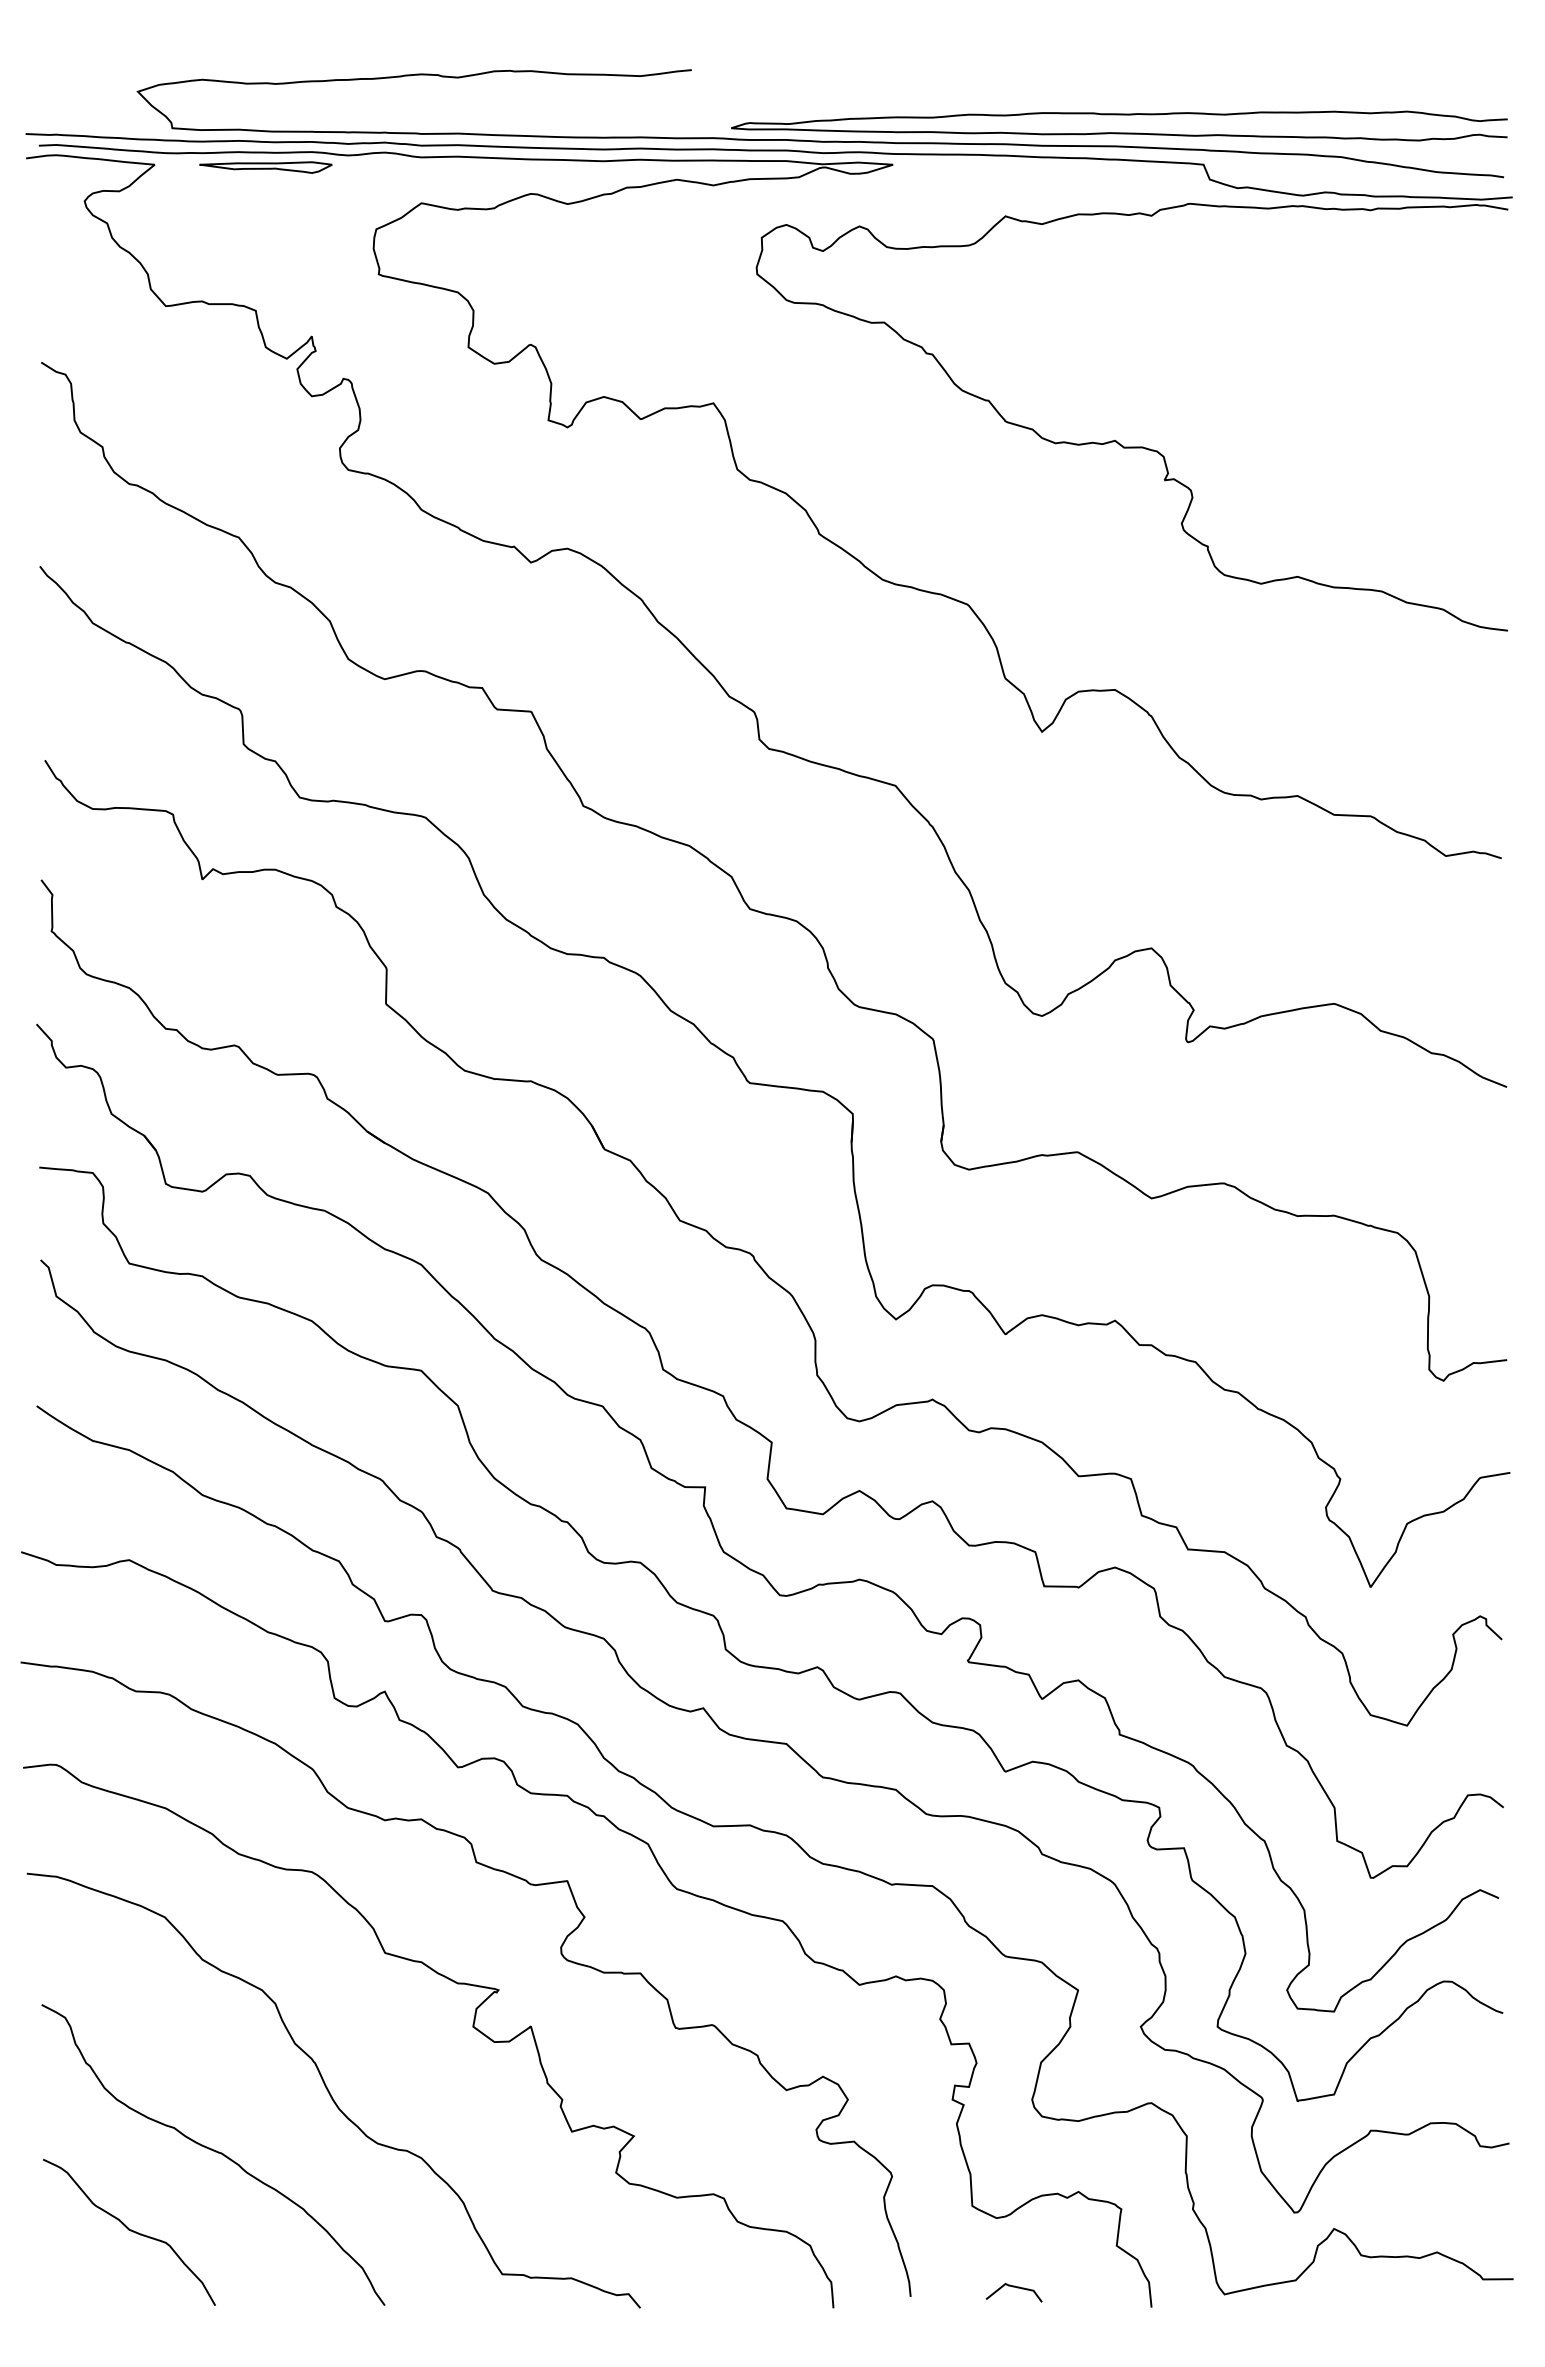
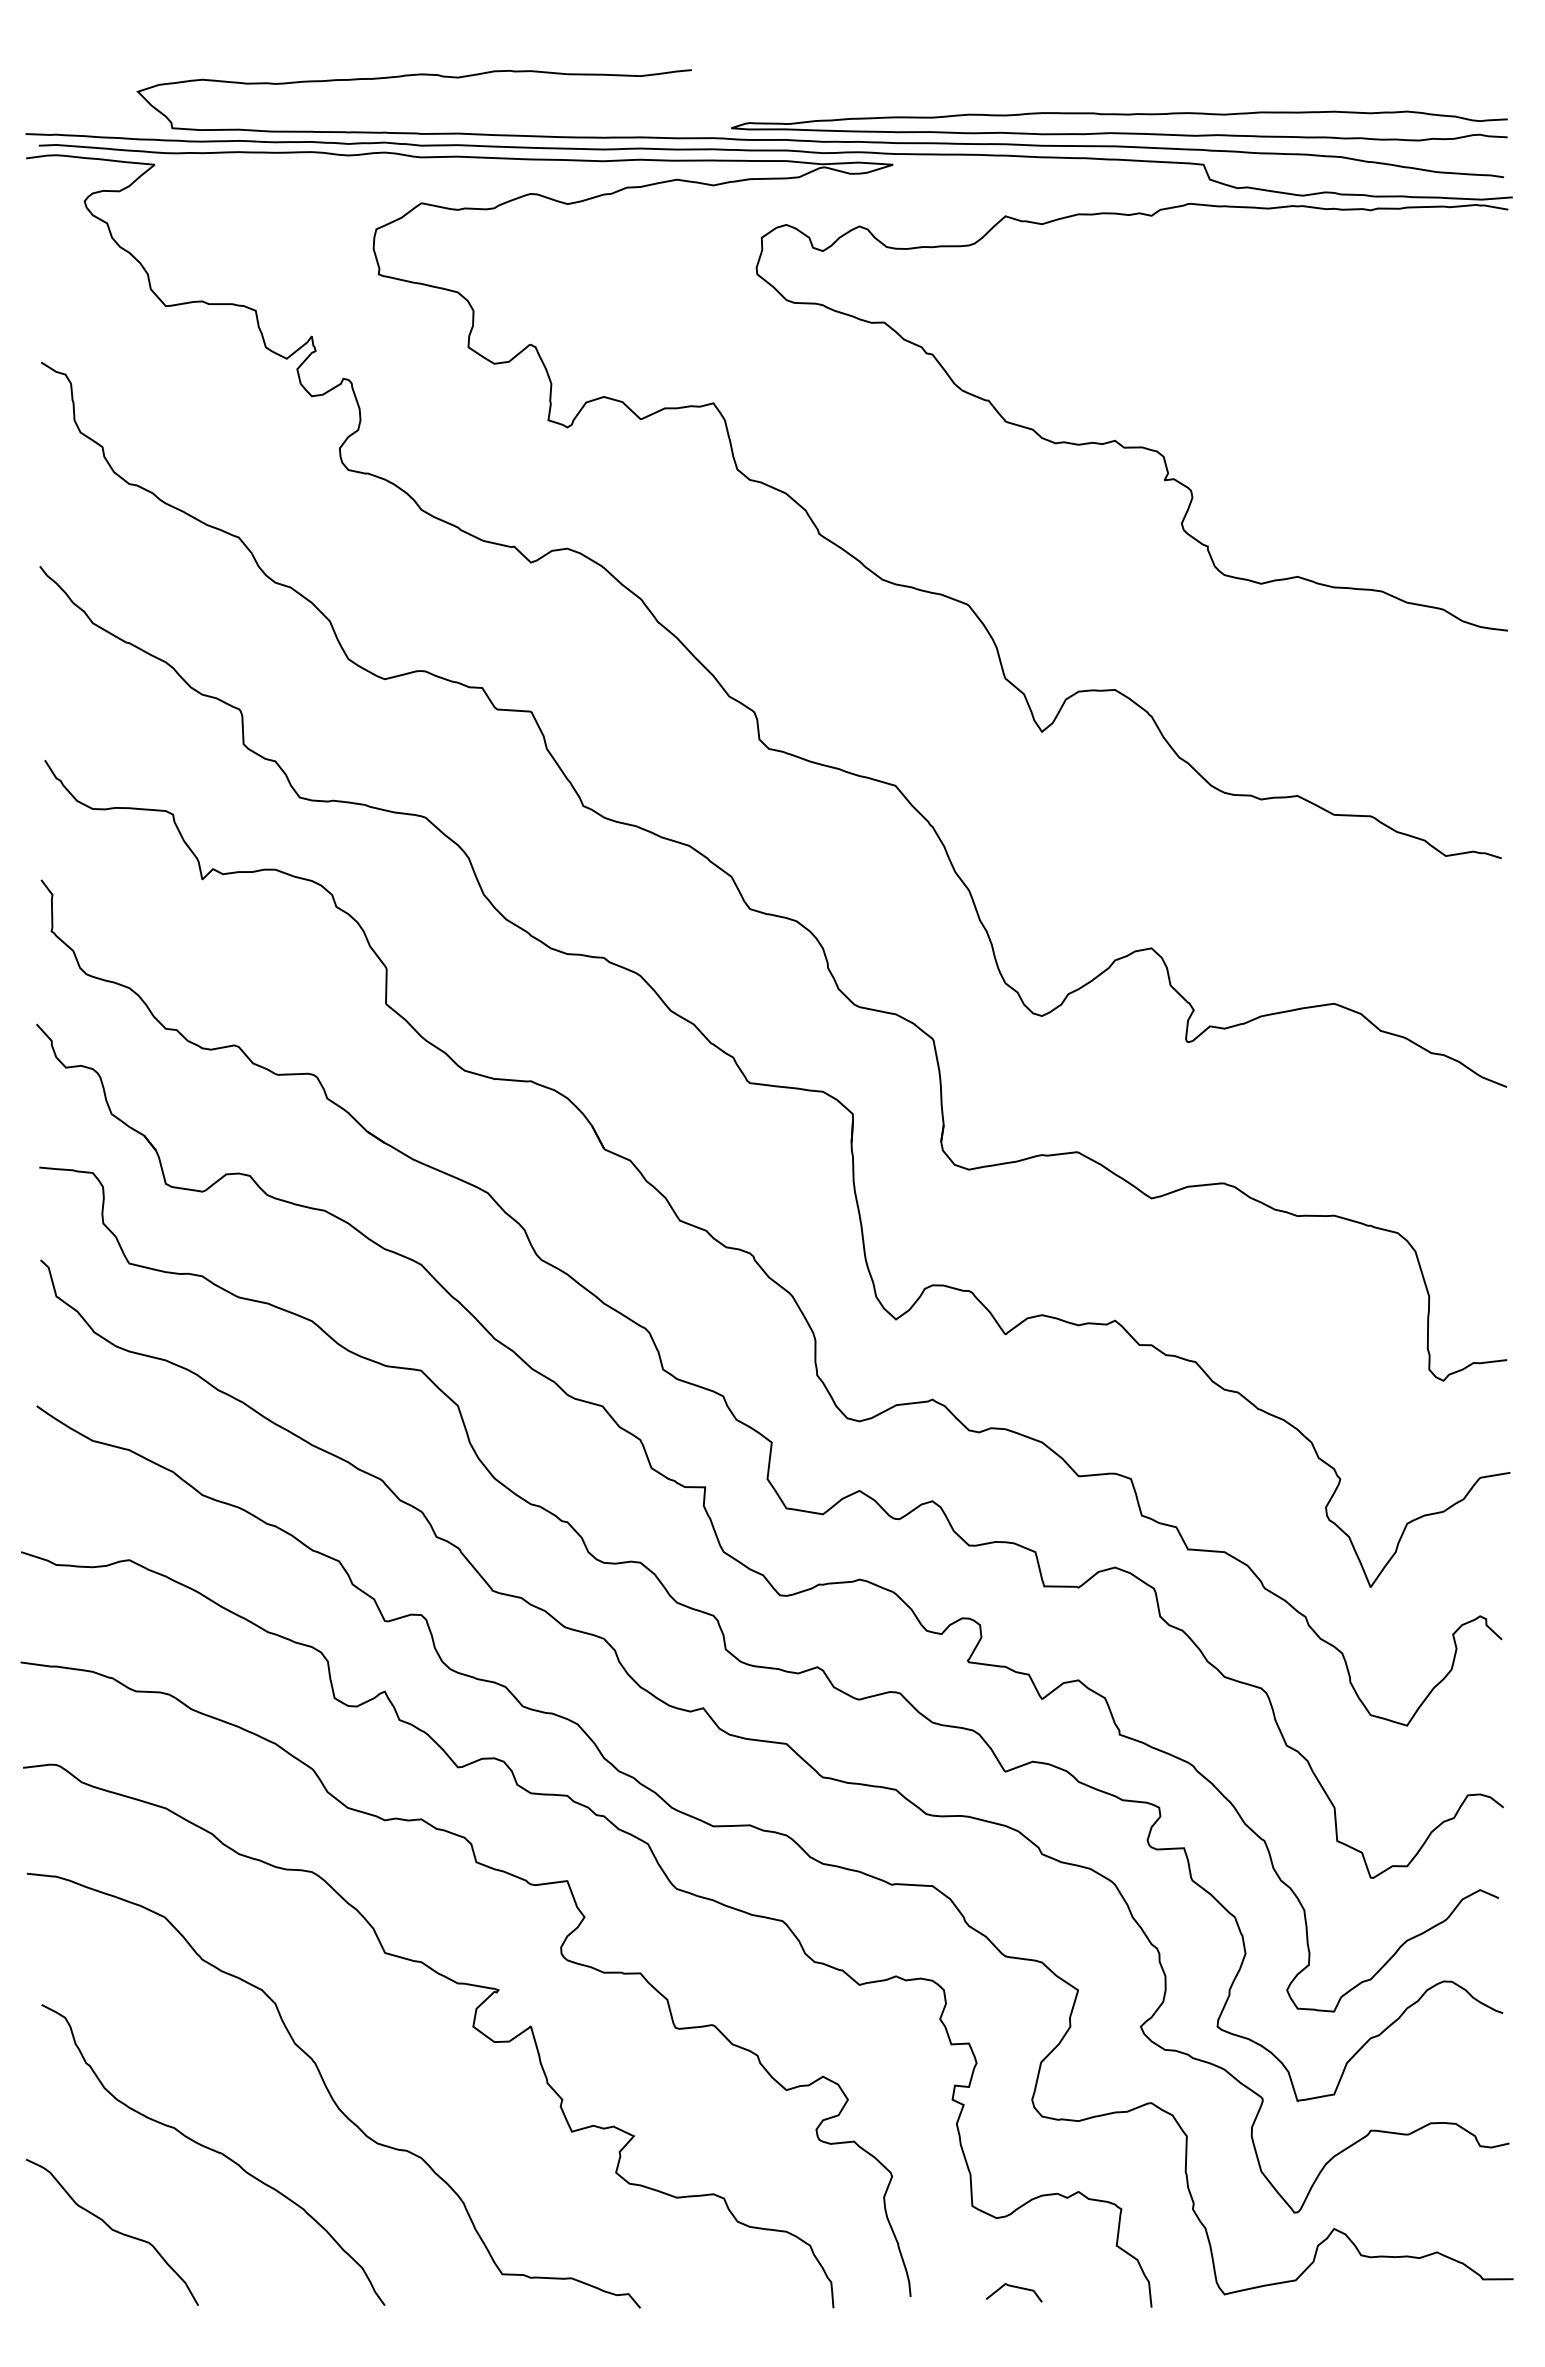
part: present -> none (265, 167)
curve position: (129, 2230) -> (112, 2230) (112, 2230)
